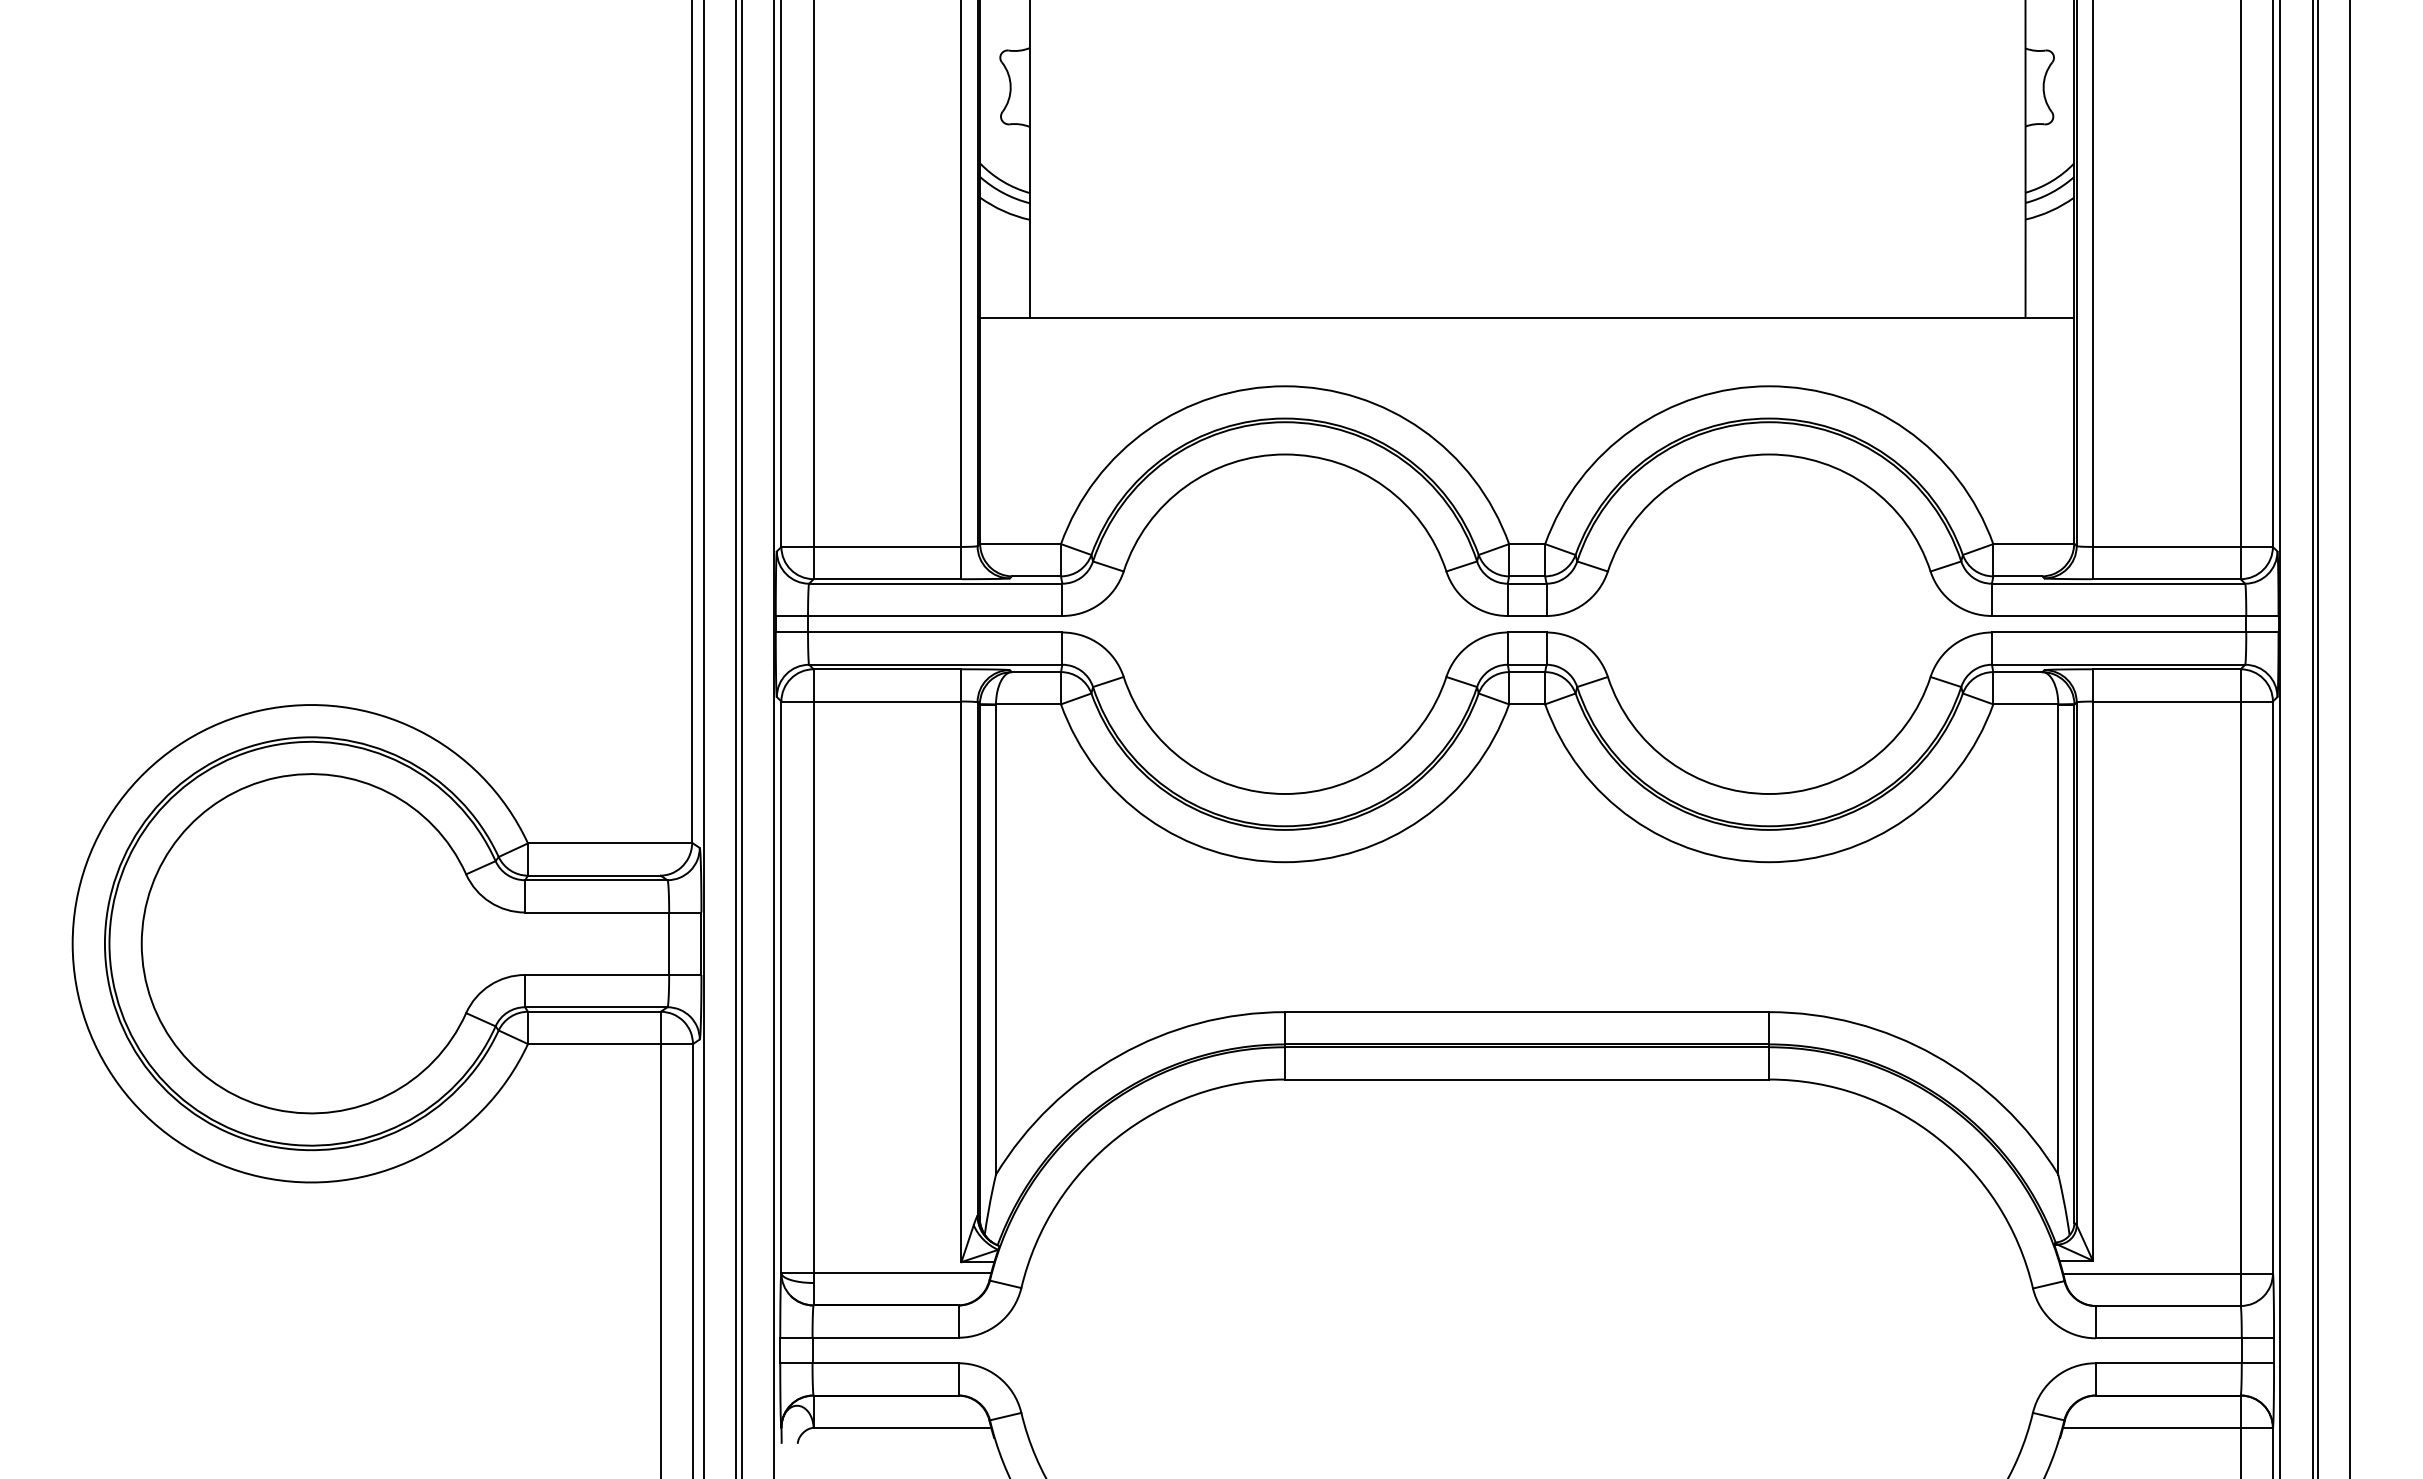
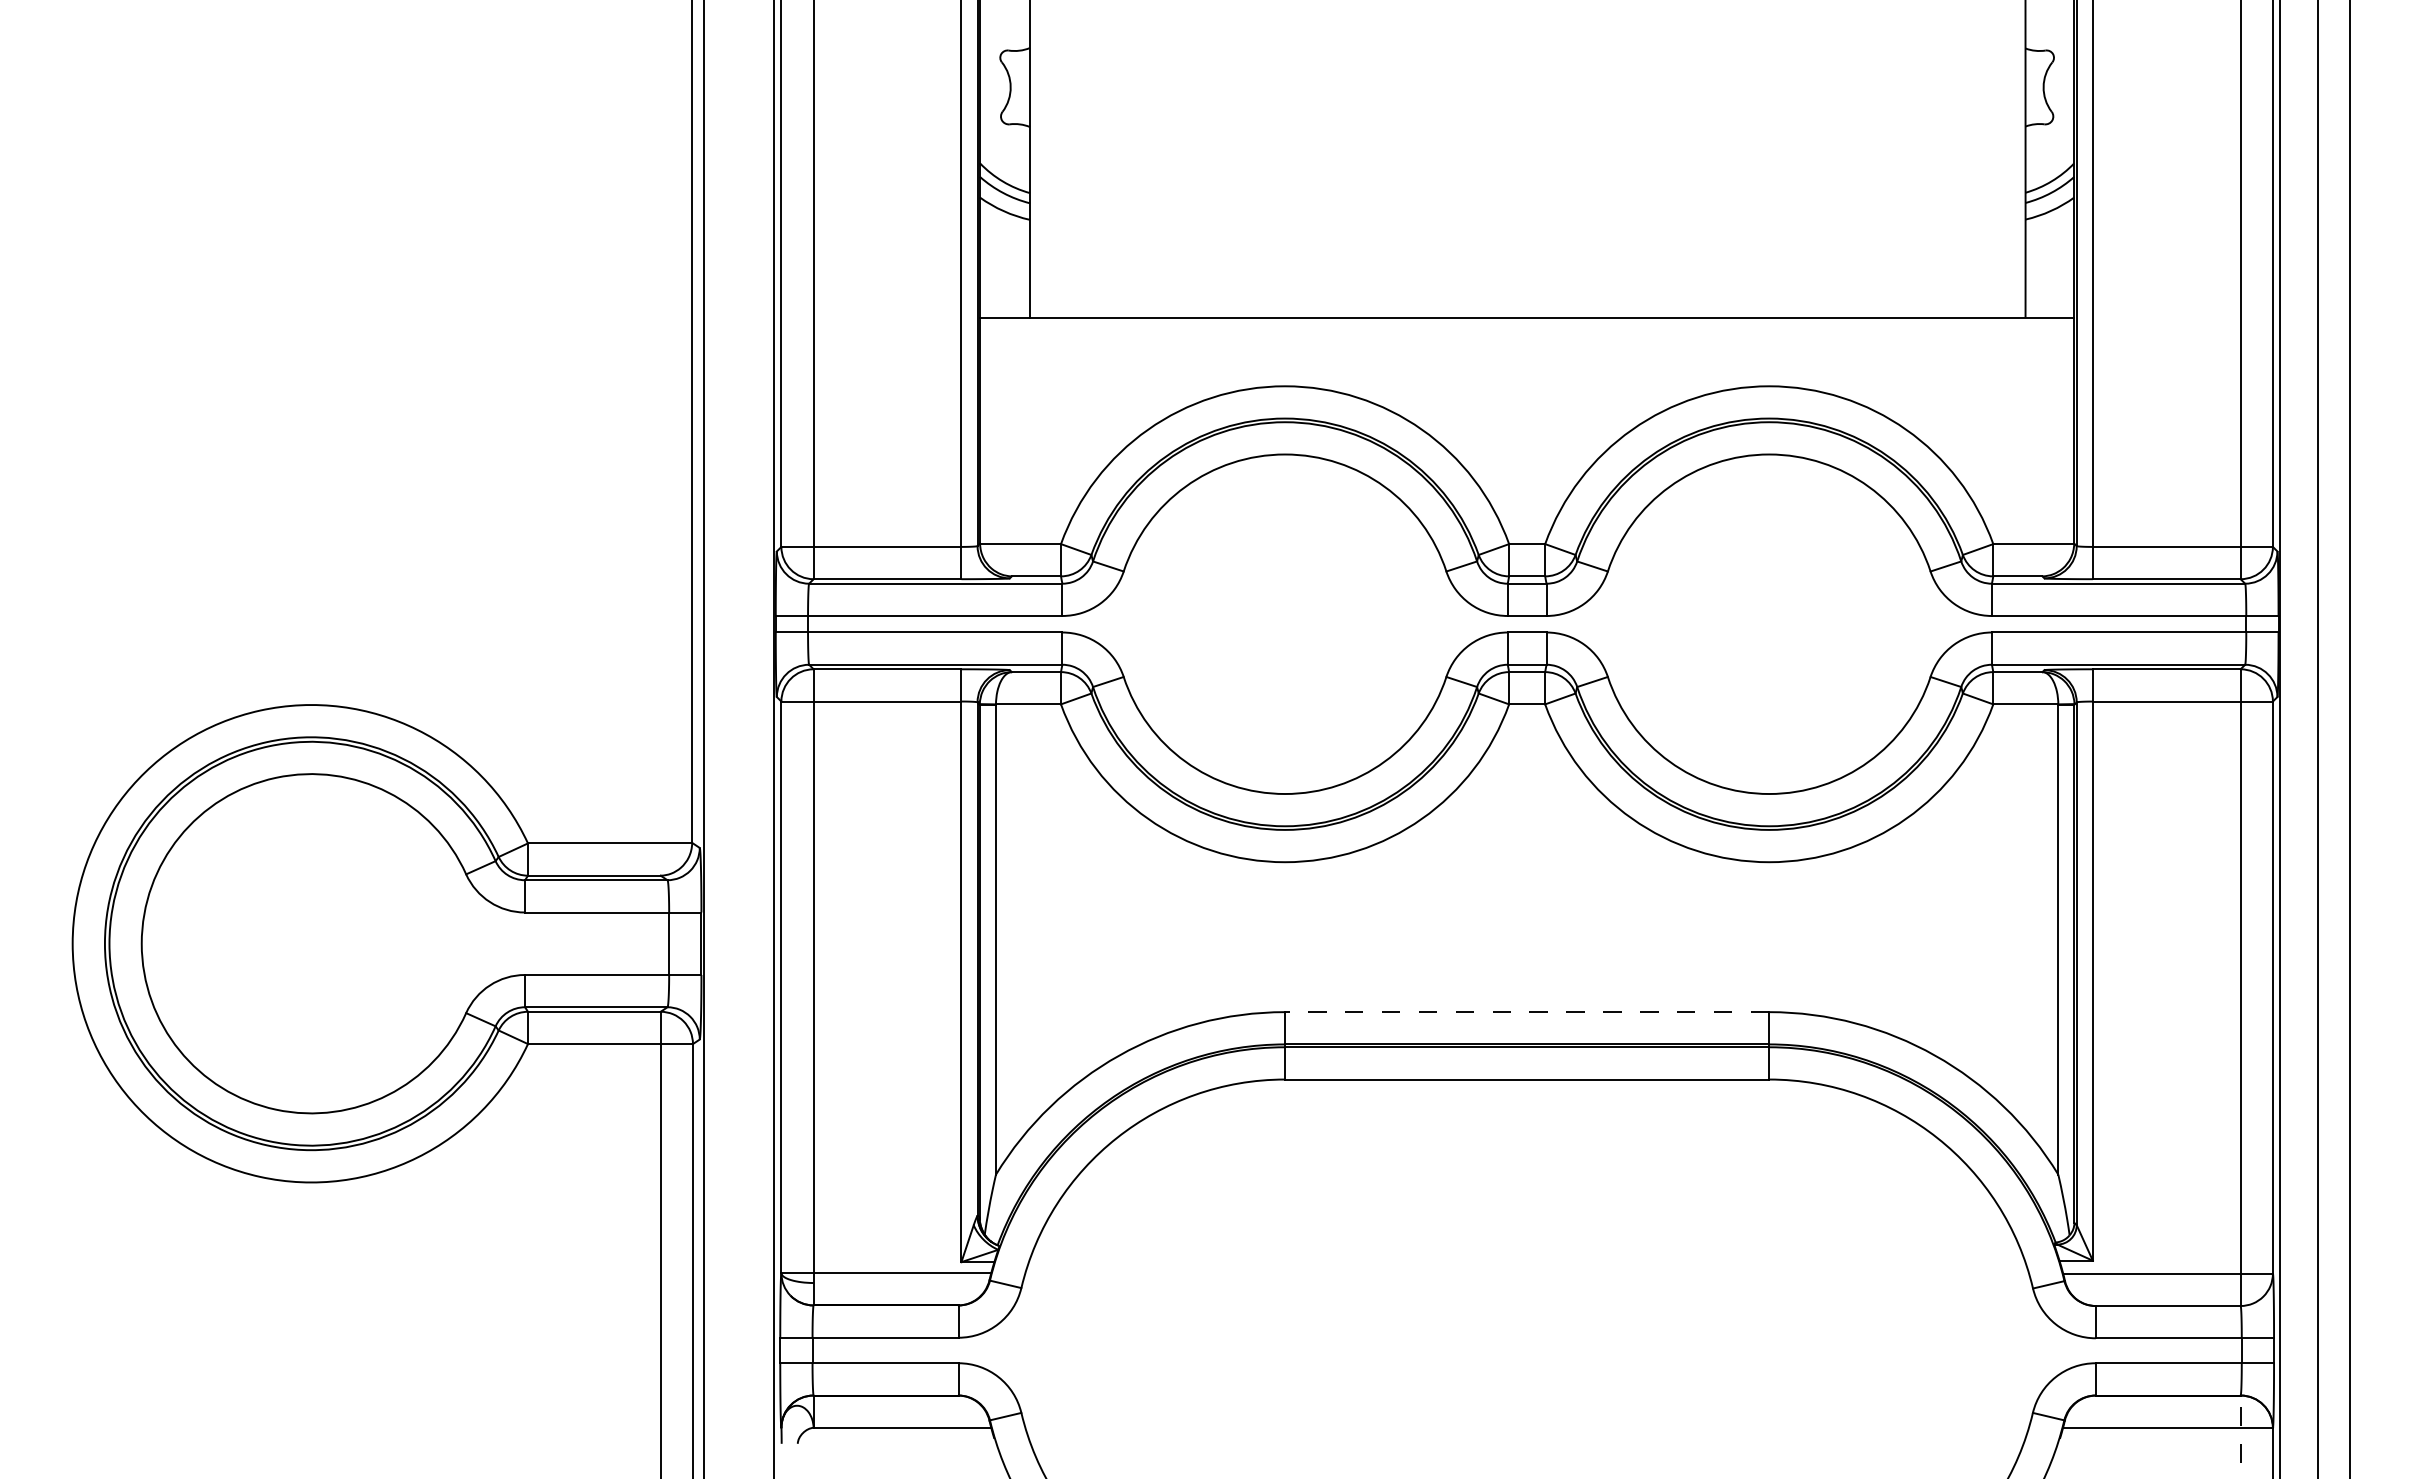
line: present -> none (736, 738)
line: present -> none (741, 738)
line: present -> none (2312, 738)
line: solid -> dashed (1526, 1012)
line: solid -> dashed (2240, 1436)
